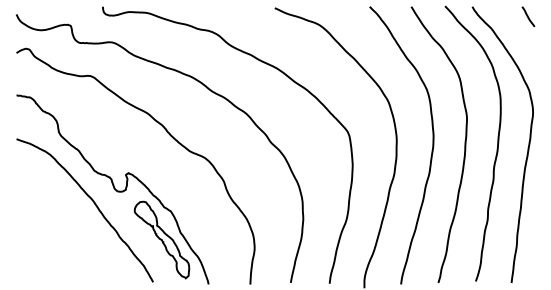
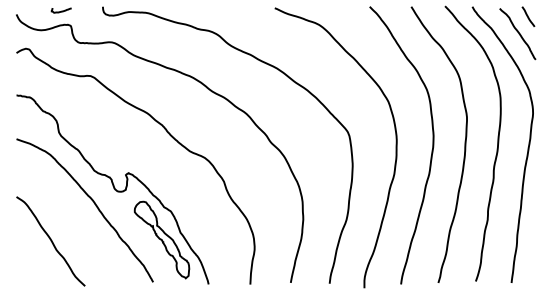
curve: none -> present (61, 10)
curve: none -> present (518, 34)
curve: none -> present (50, 241)
